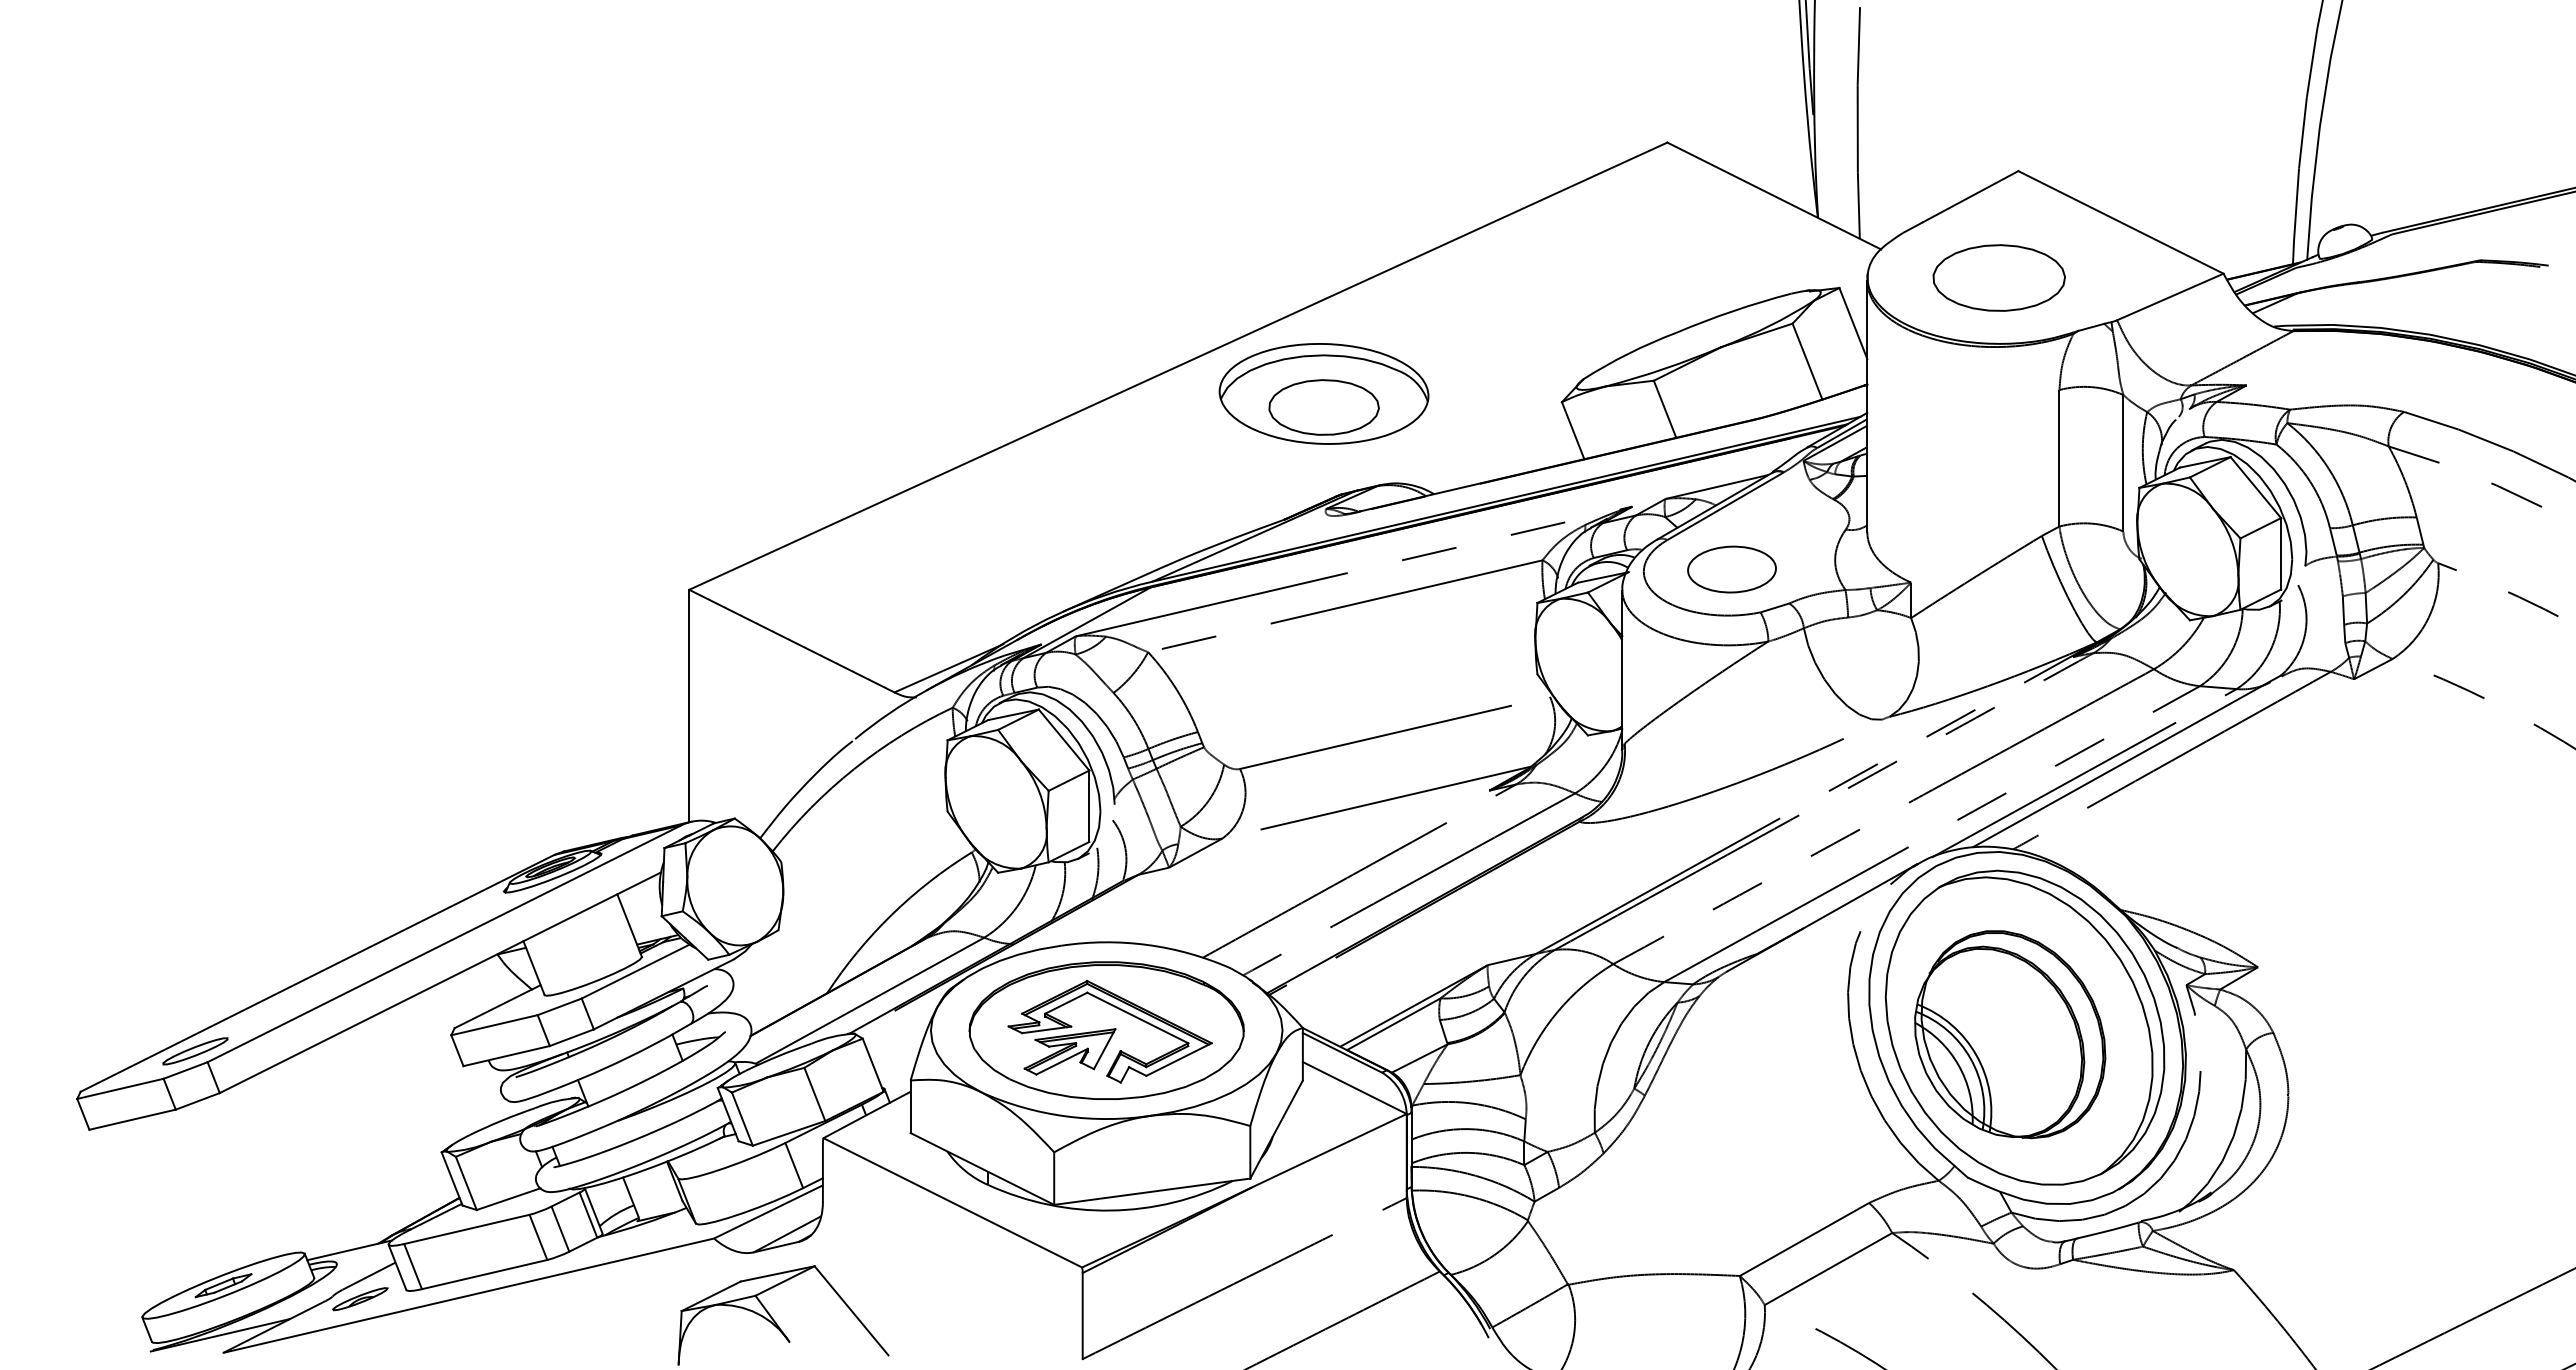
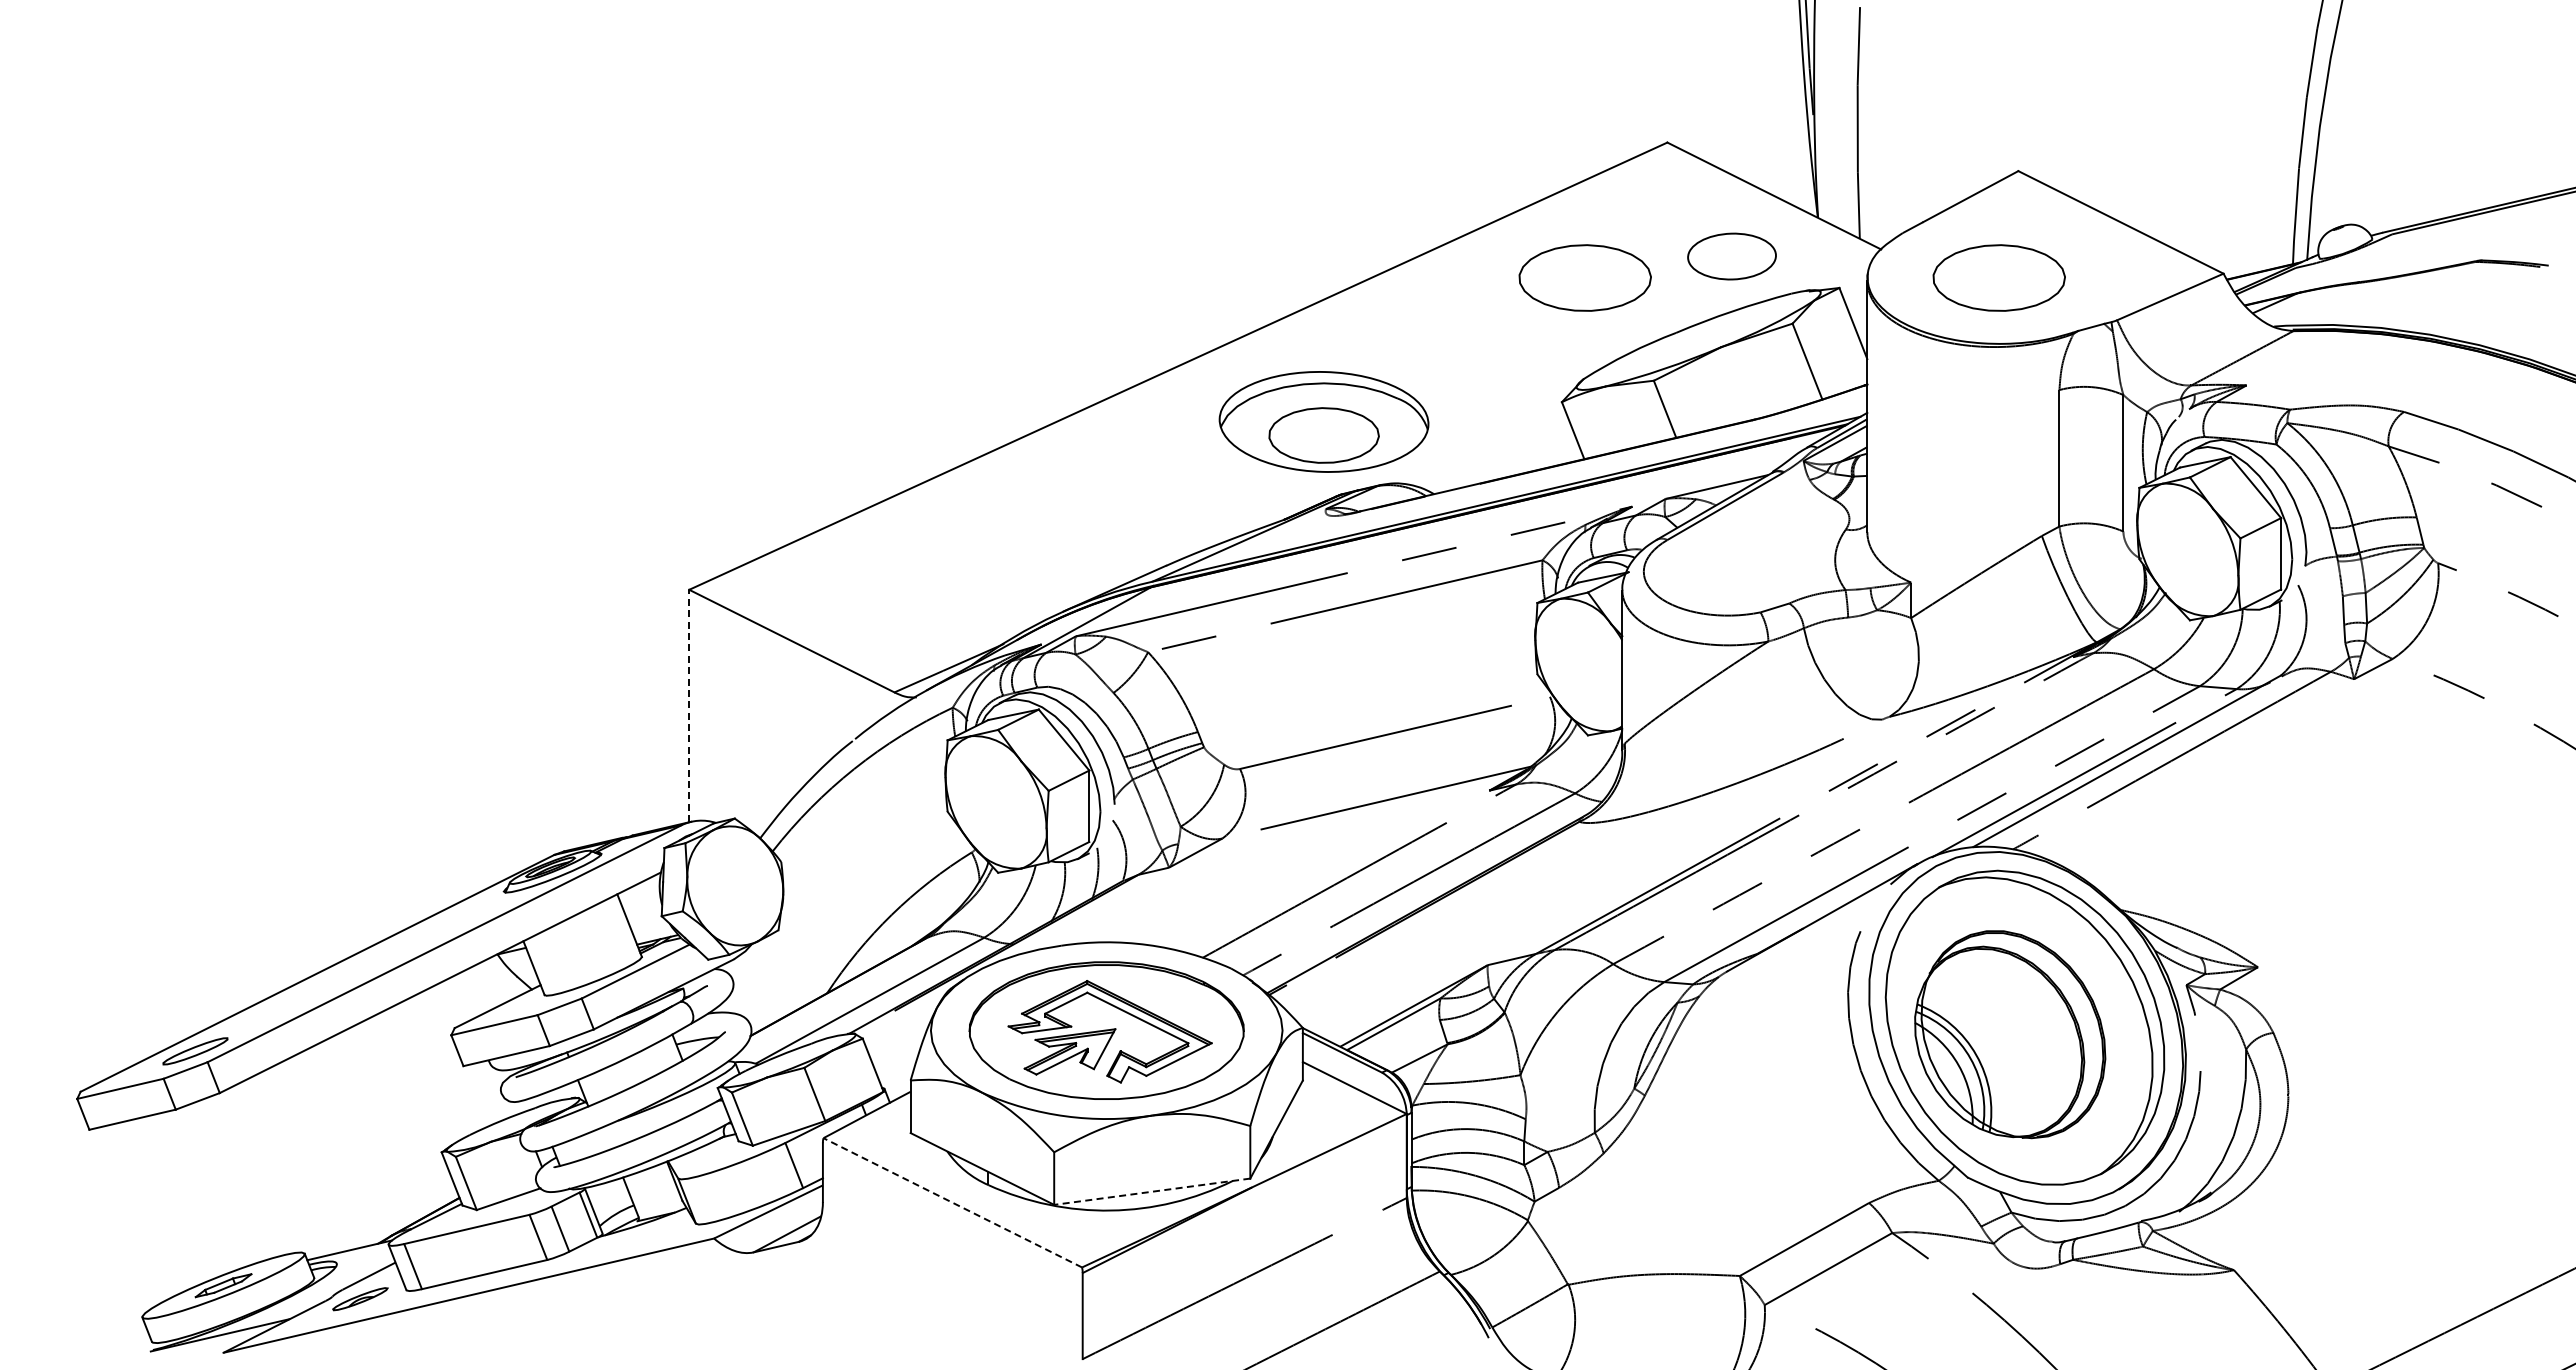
part: none -> present (1584, 277)
part position: (1323, 393) -> (1323, 421) (1323, 421)
part position: (1731, 569) -> (1731, 256) (1731, 256)
line: solid -> dashed (689, 705)
line: solid -> dashed (1152, 1191)
line: solid -> dashed (952, 1202)
part: present -> none (774, 1319)
